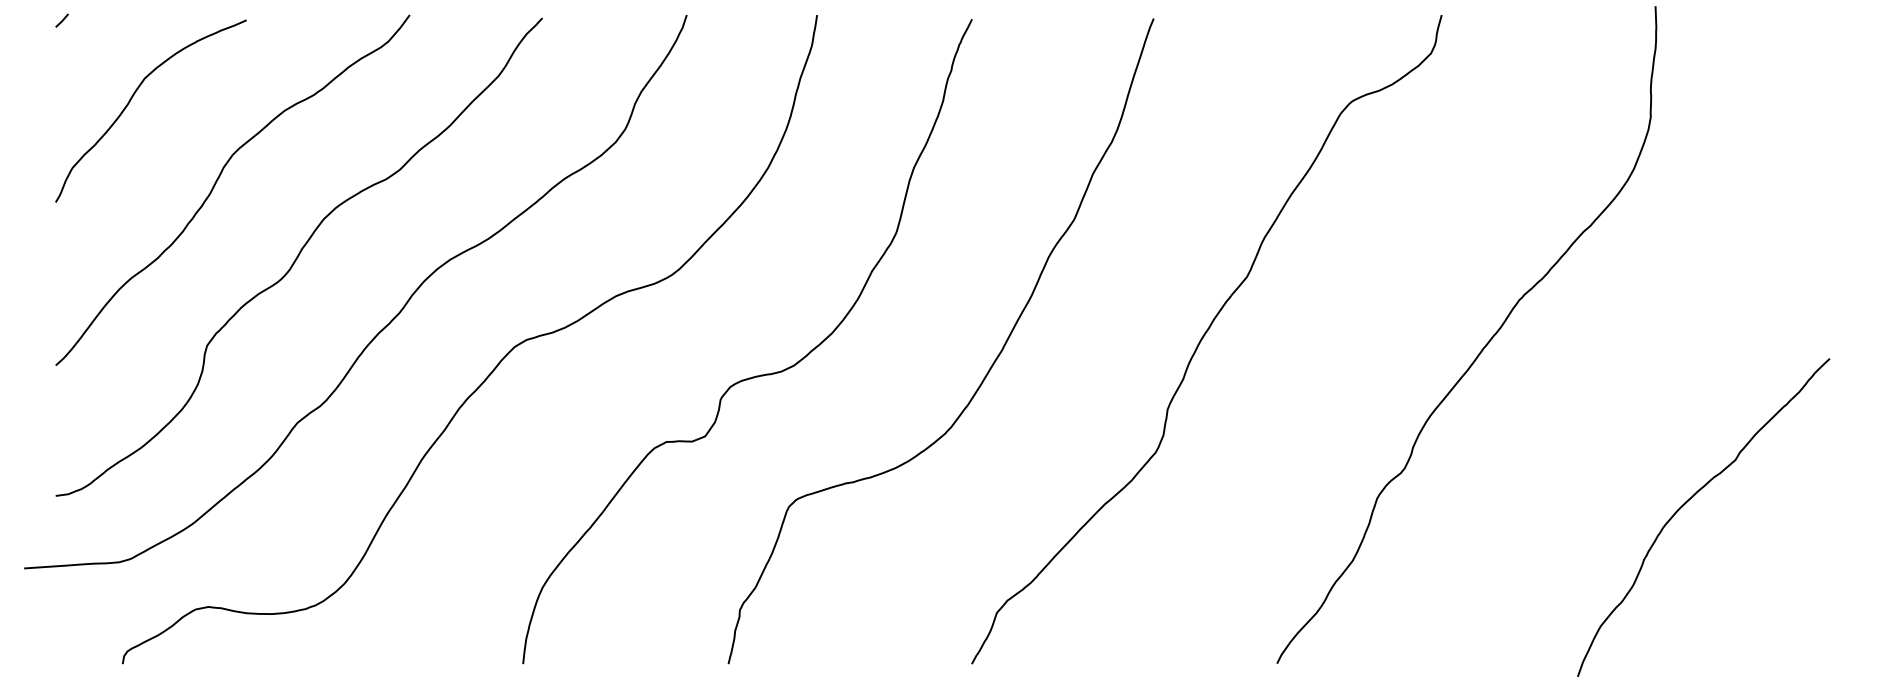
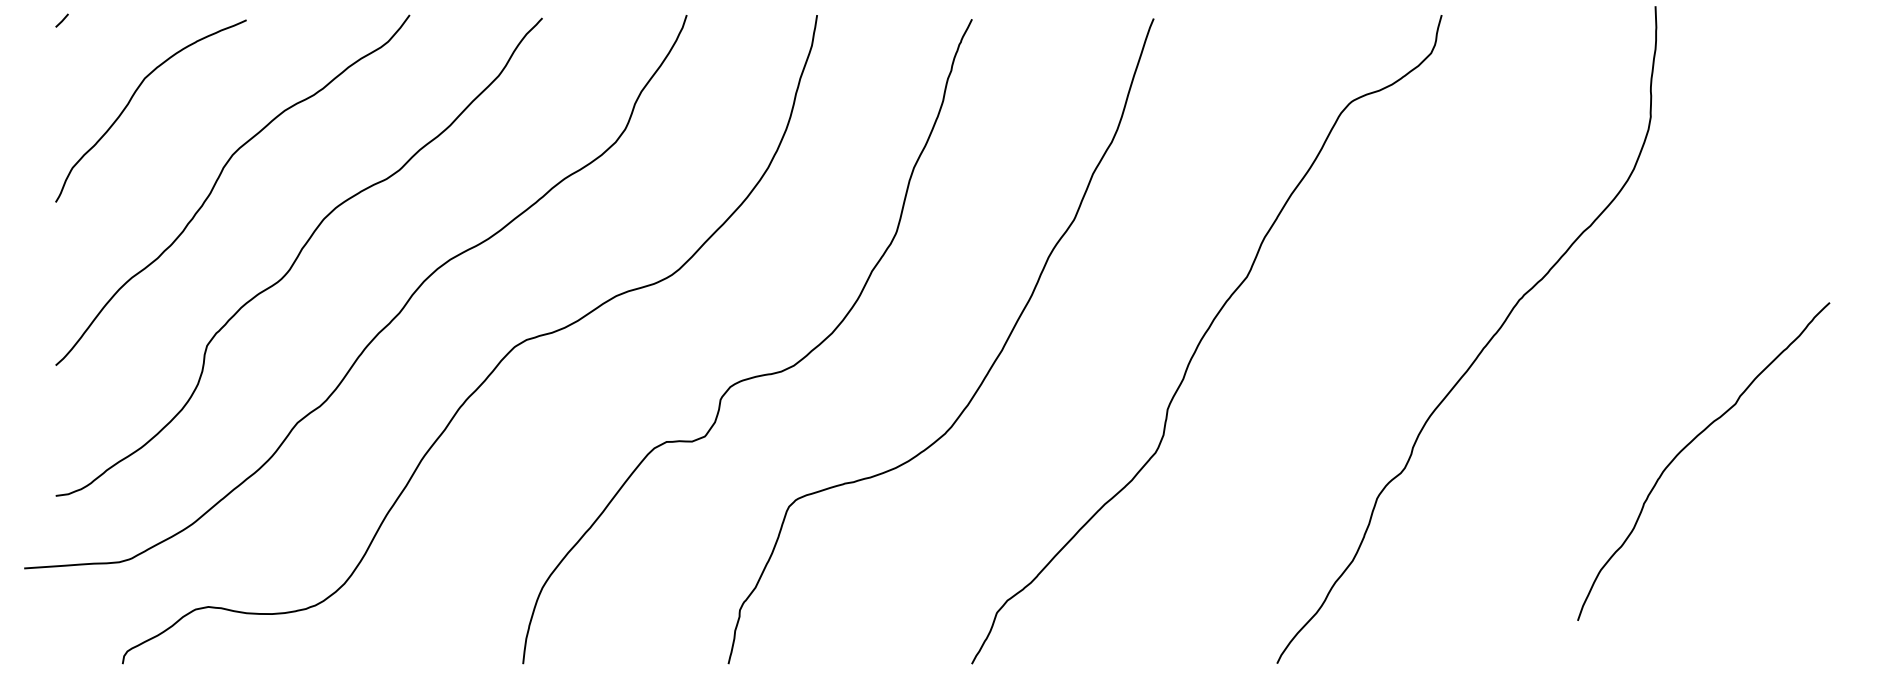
curve position: (1688, 501) -> (1688, 445) (1688, 445)
